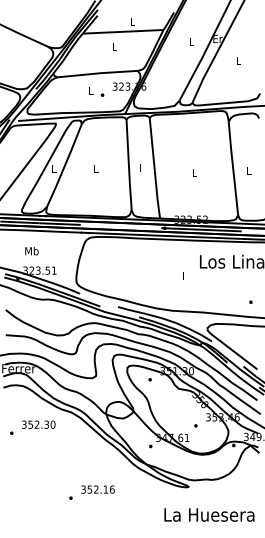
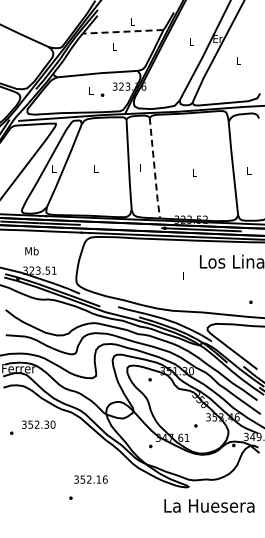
line: solid -> dashed (122, 31)
line: solid -> dashed (154, 169)
text position: (97, 489) -> (90, 479) (90, 479)
text position: (209, 514) -> (209, 505) (209, 505)
